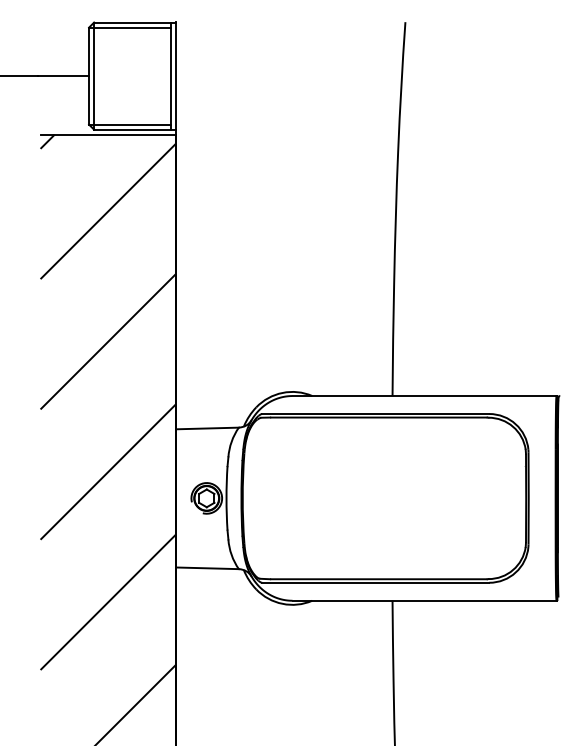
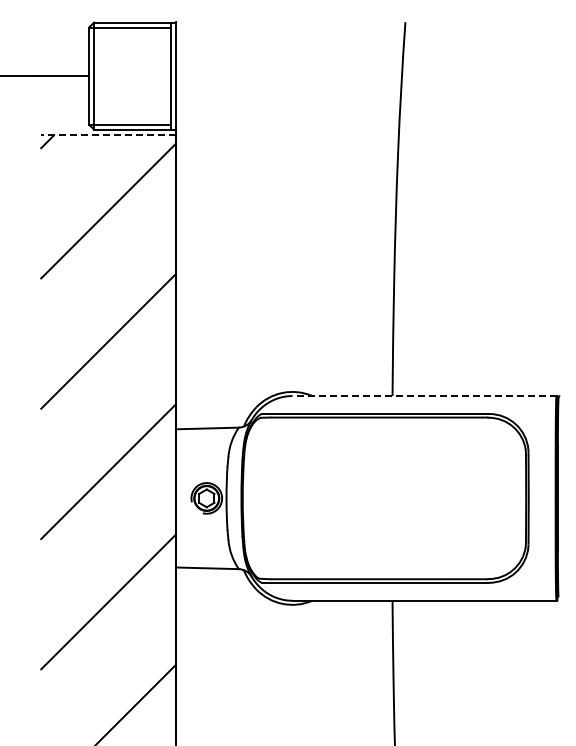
line: solid -> dashed (108, 134)
line: solid -> dashed (424, 396)
